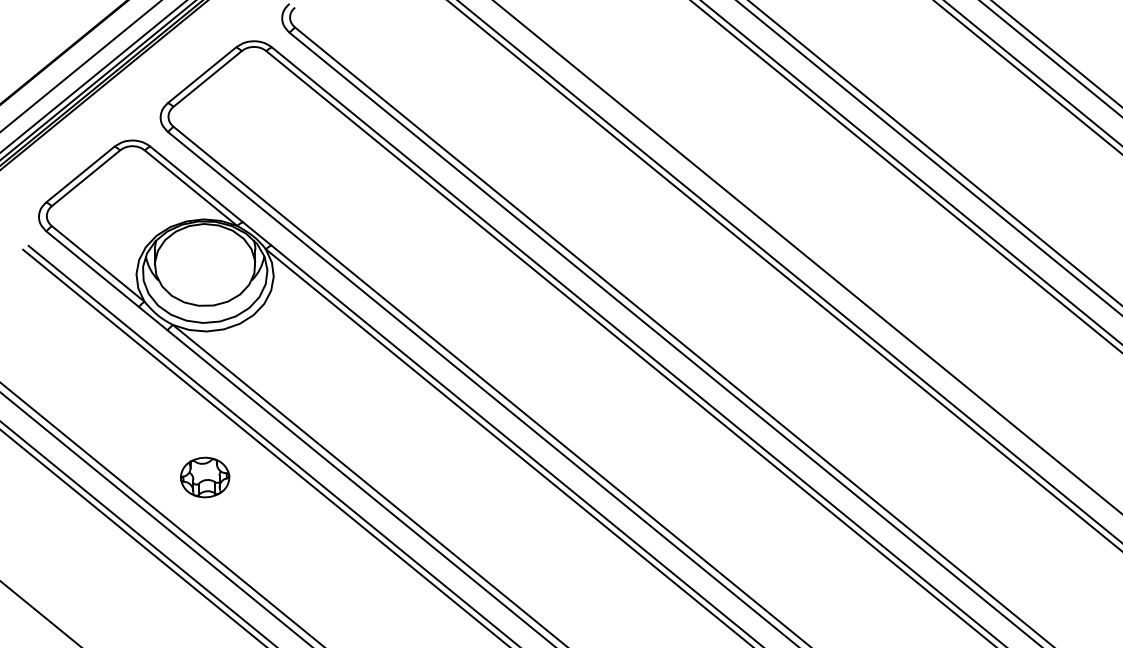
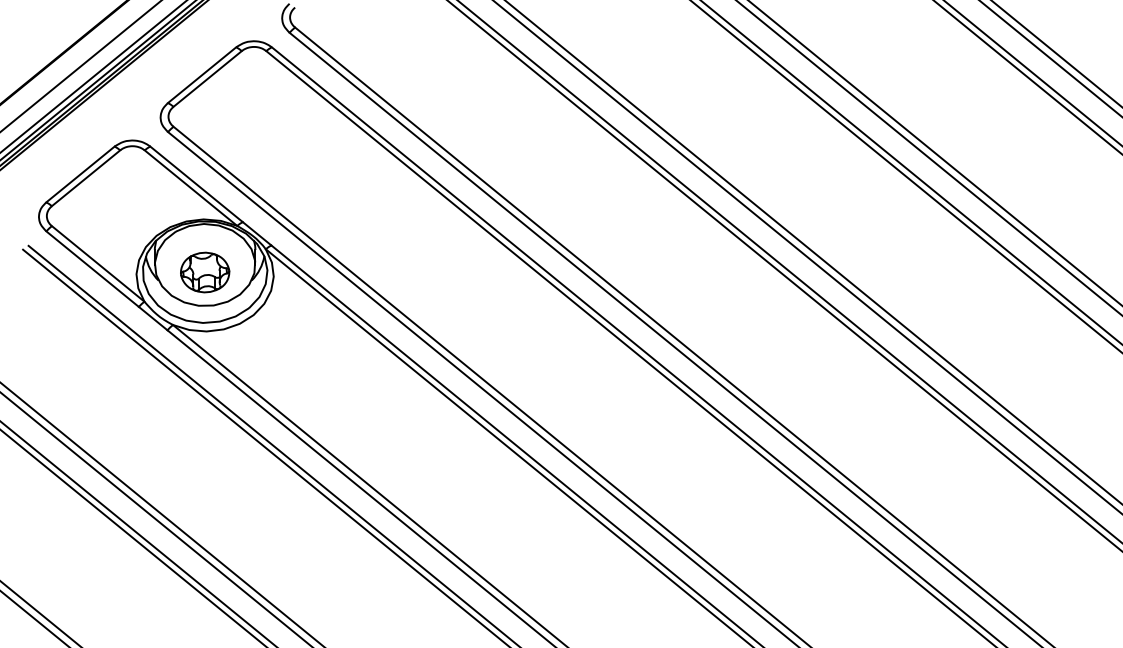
line: none -> present (813, 252)
part position: (205, 477) -> (205, 272) (205, 272)
line: none -> present (33, 618)
